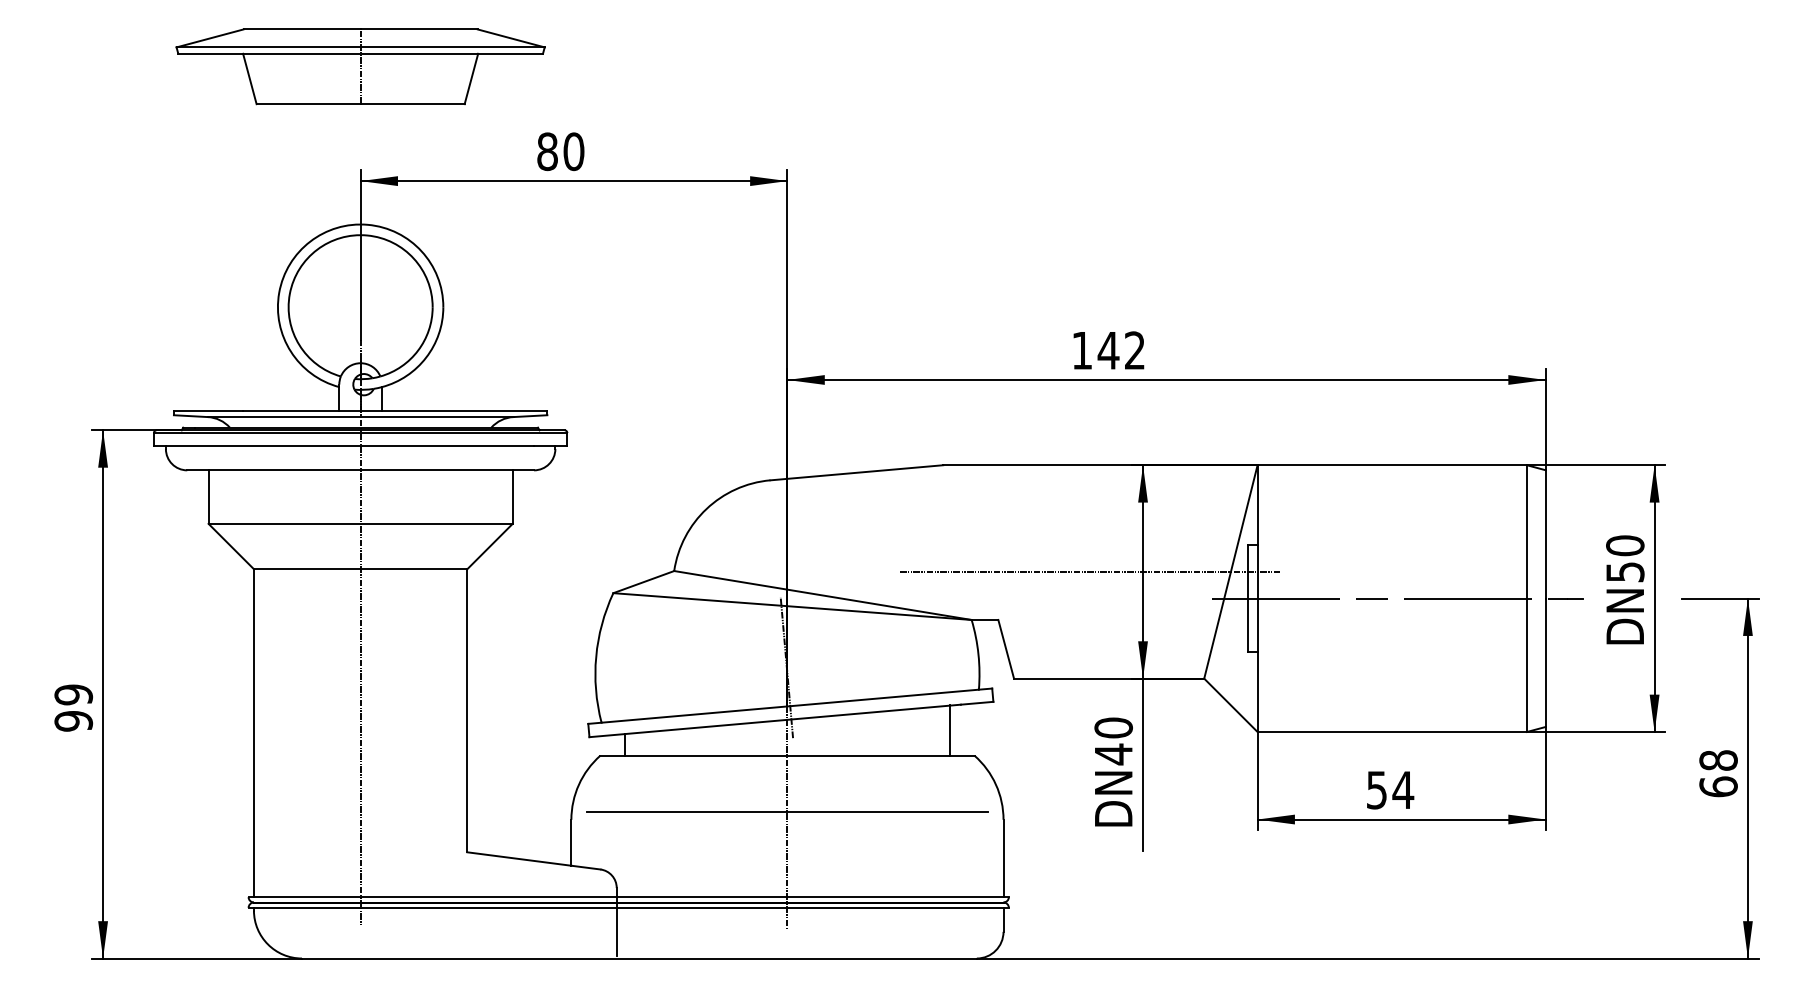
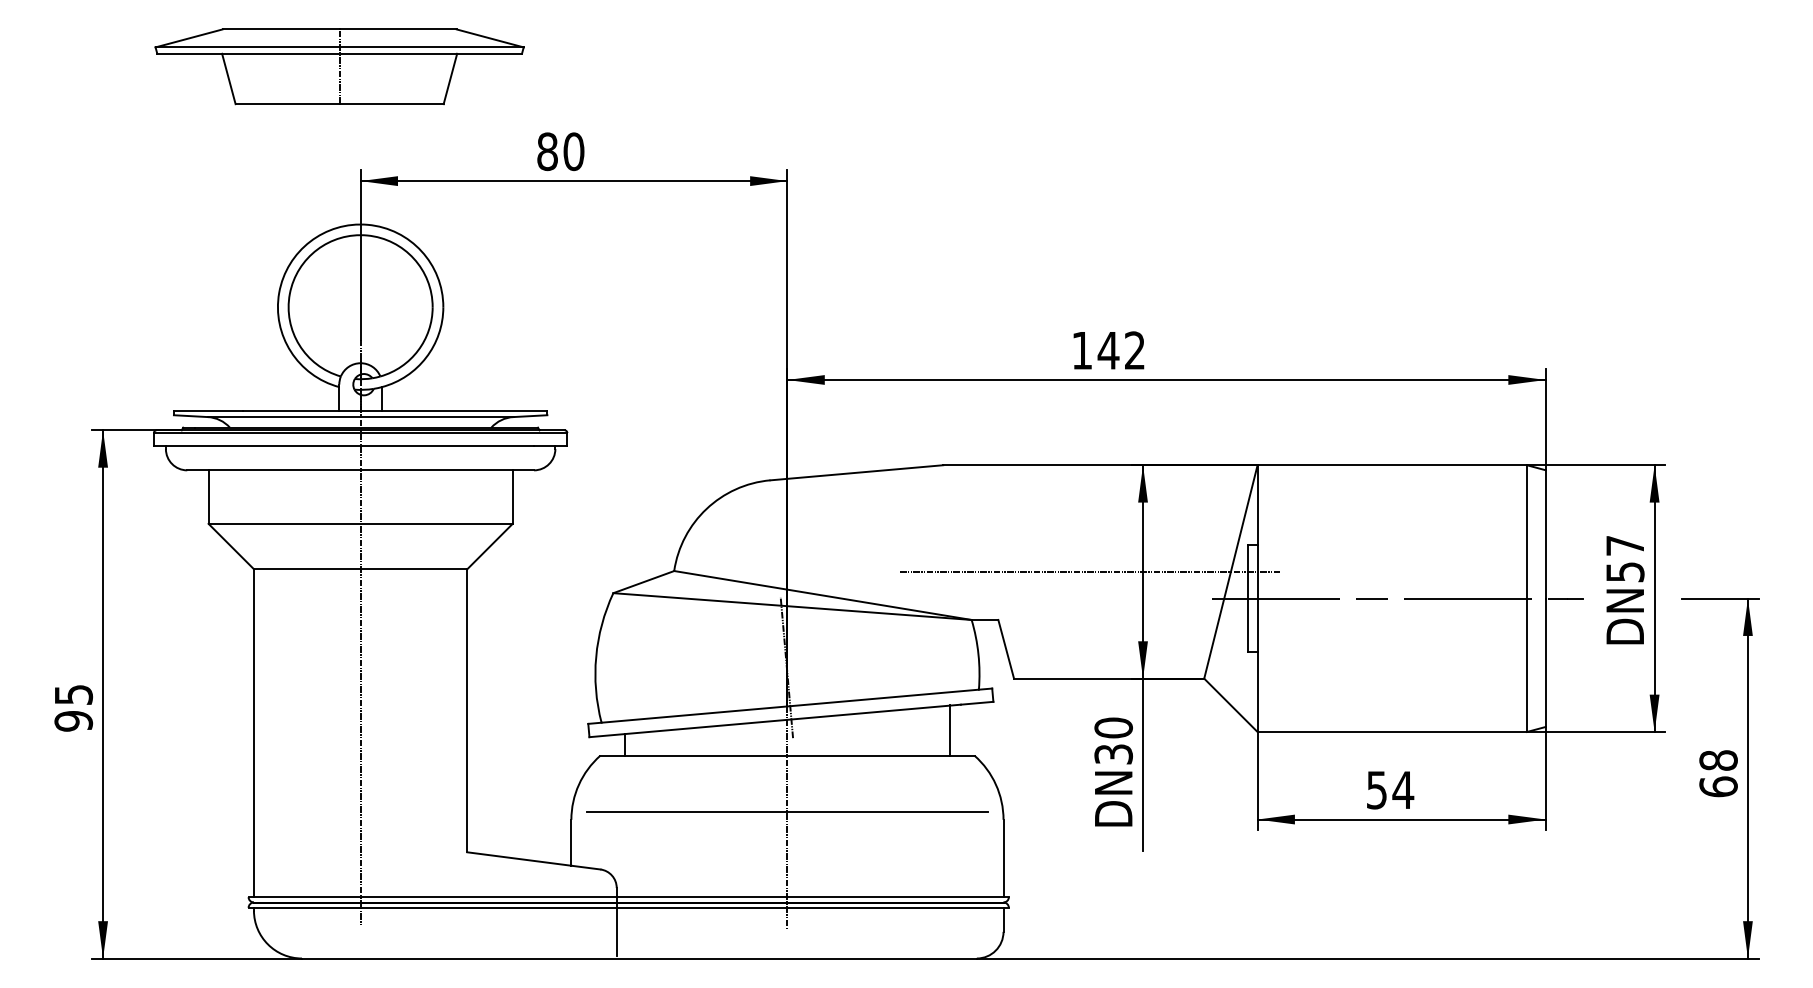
part position: (360, 66) -> (339, 66) (339, 66)
text: 50 -> 57 (1625, 545)
text: 99 -> 95 (73, 694)
text: 40 -> 30 (1113, 754)
